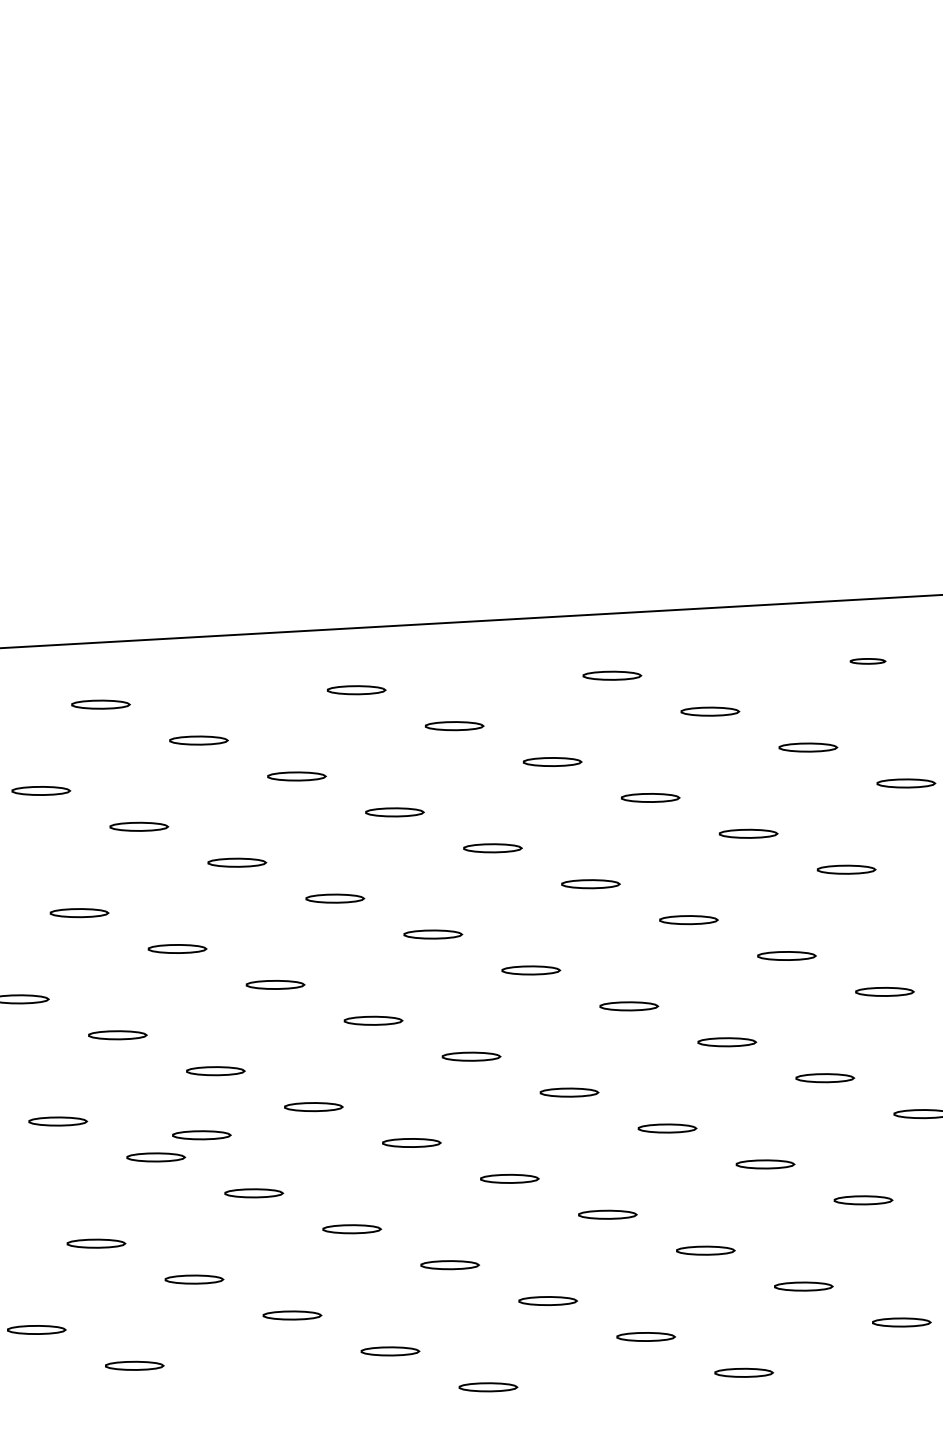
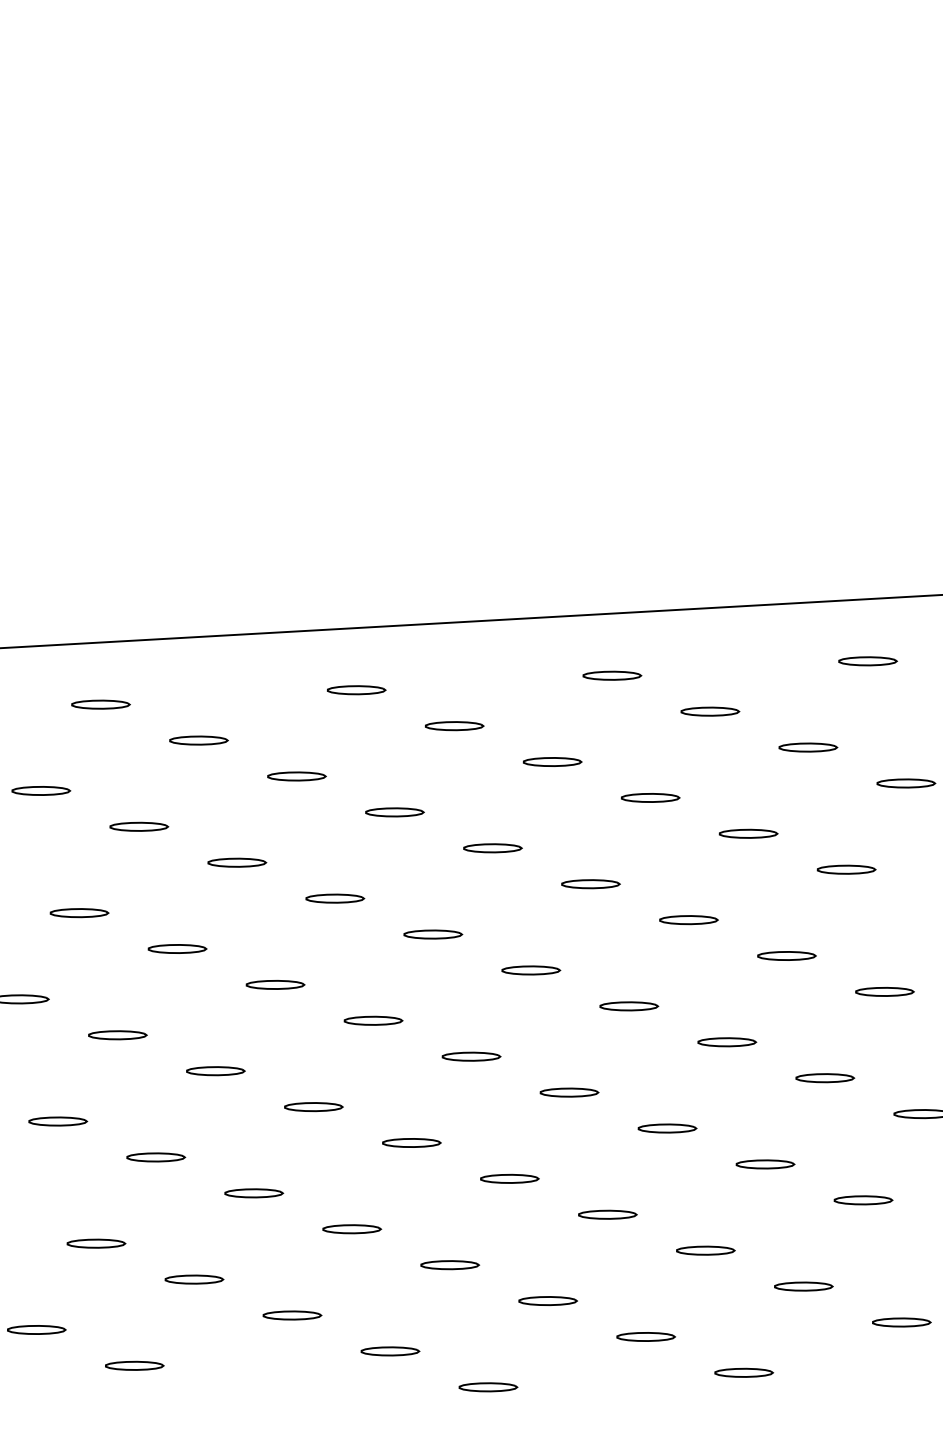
part size: 38x7 px -> 60x11 px (867, 661)
part: present -> none (201, 1135)
